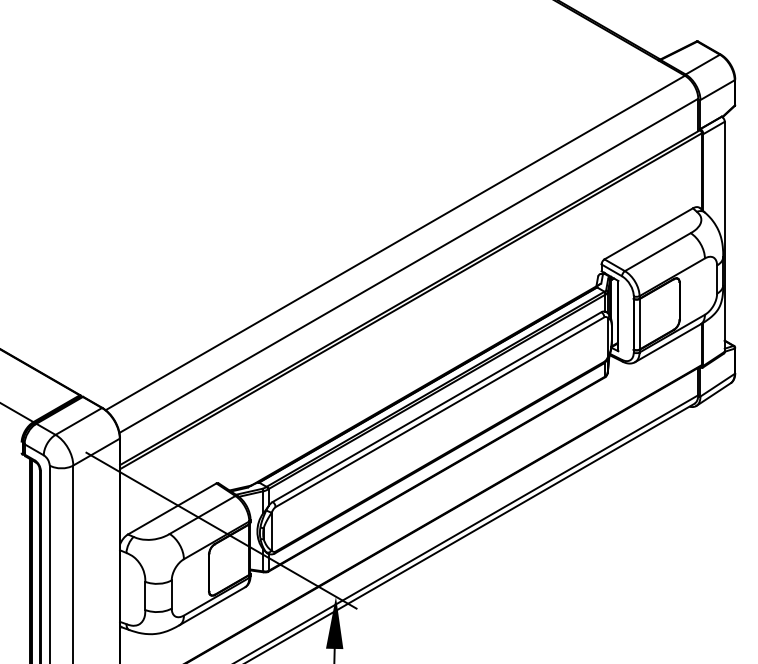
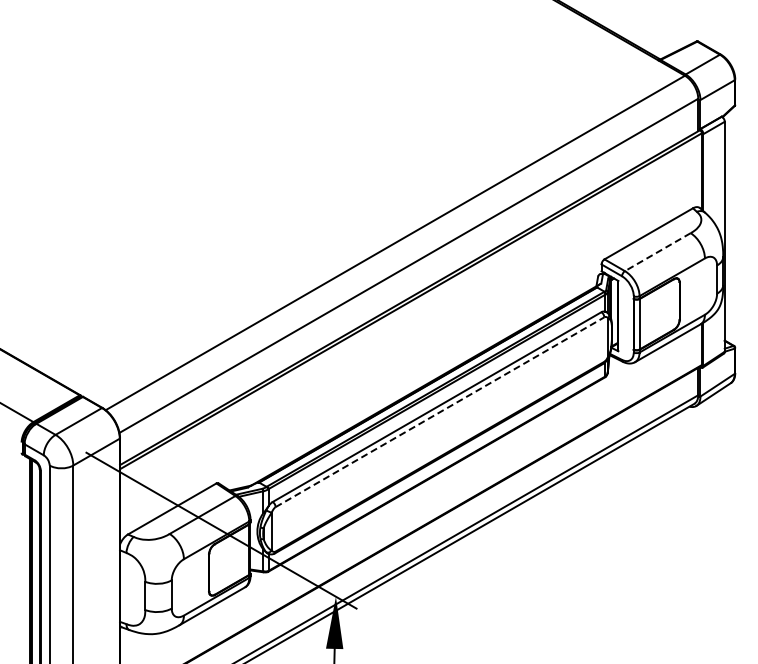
line: solid -> dashed (657, 252)
line: solid -> dashed (440, 412)
